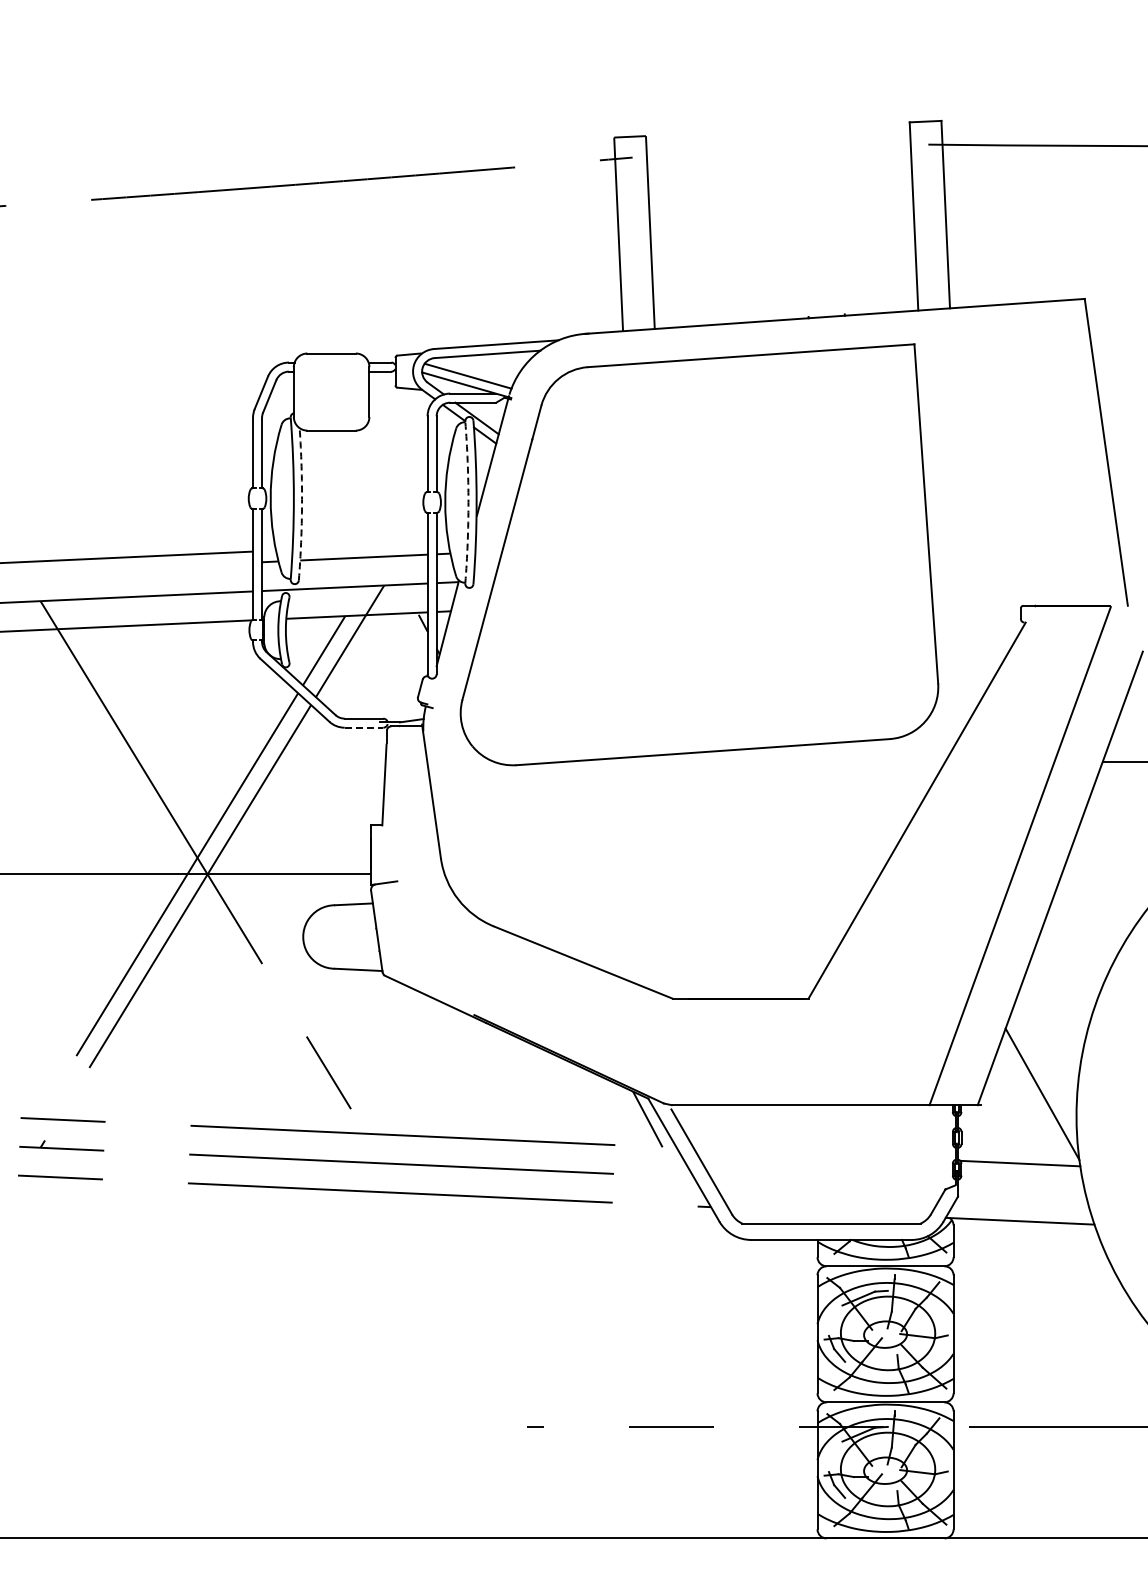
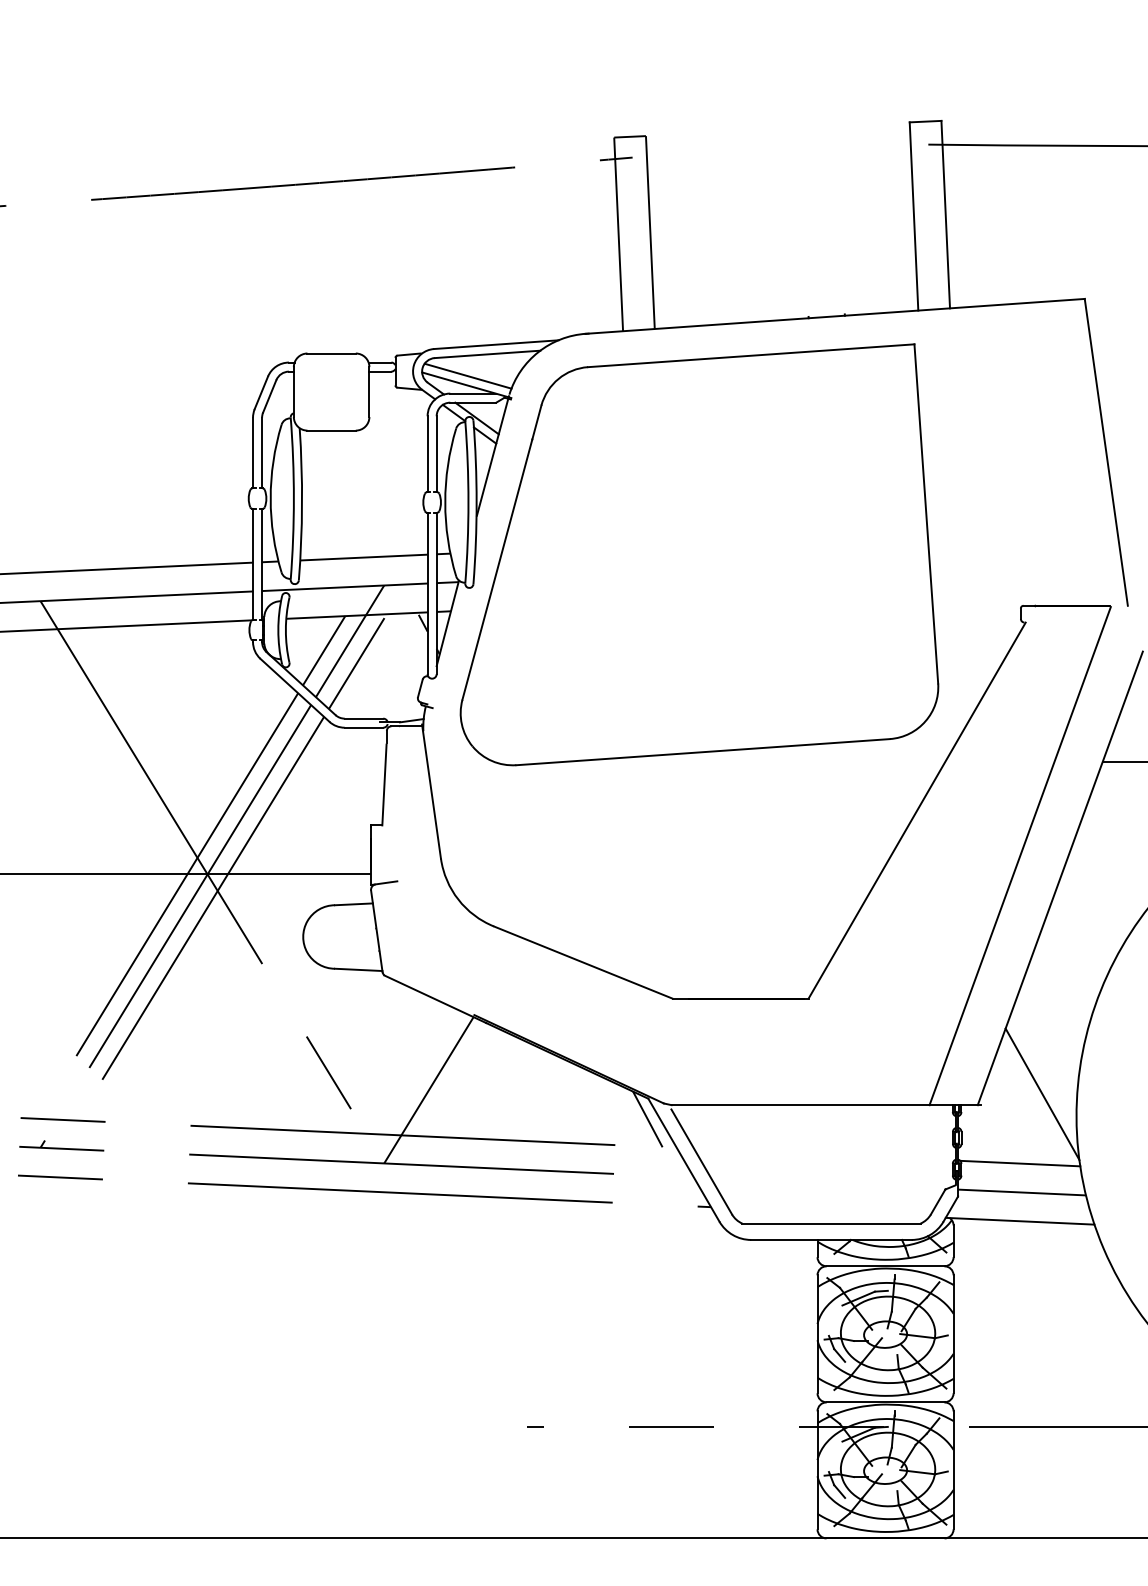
arc: dashed -> solid (468, 502)
arc: dashed -> solid (302, 504)
line position: (127, 557) -> (127, 568) (127, 568)
line: none -> present (356, 663)
line: dashed -> solid (364, 727)
line: none -> present (200, 918)
line: none -> present (428, 1090)
line: none -> present (1022, 1192)
